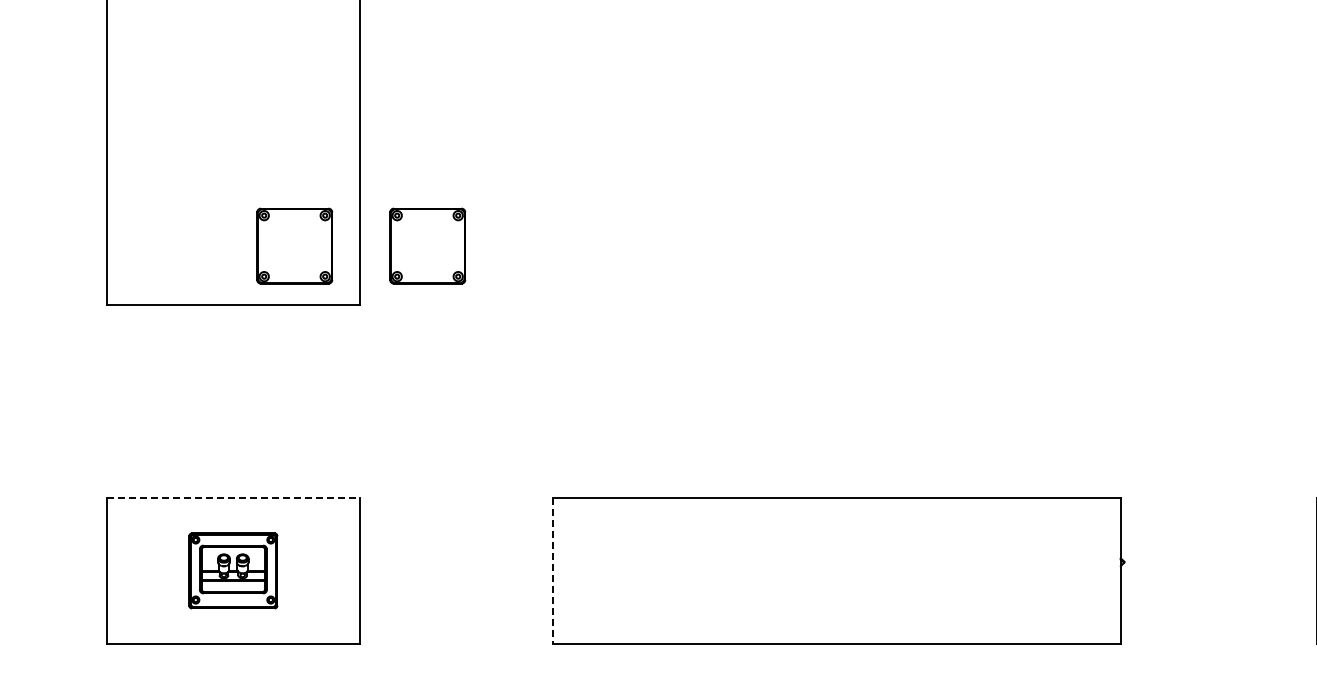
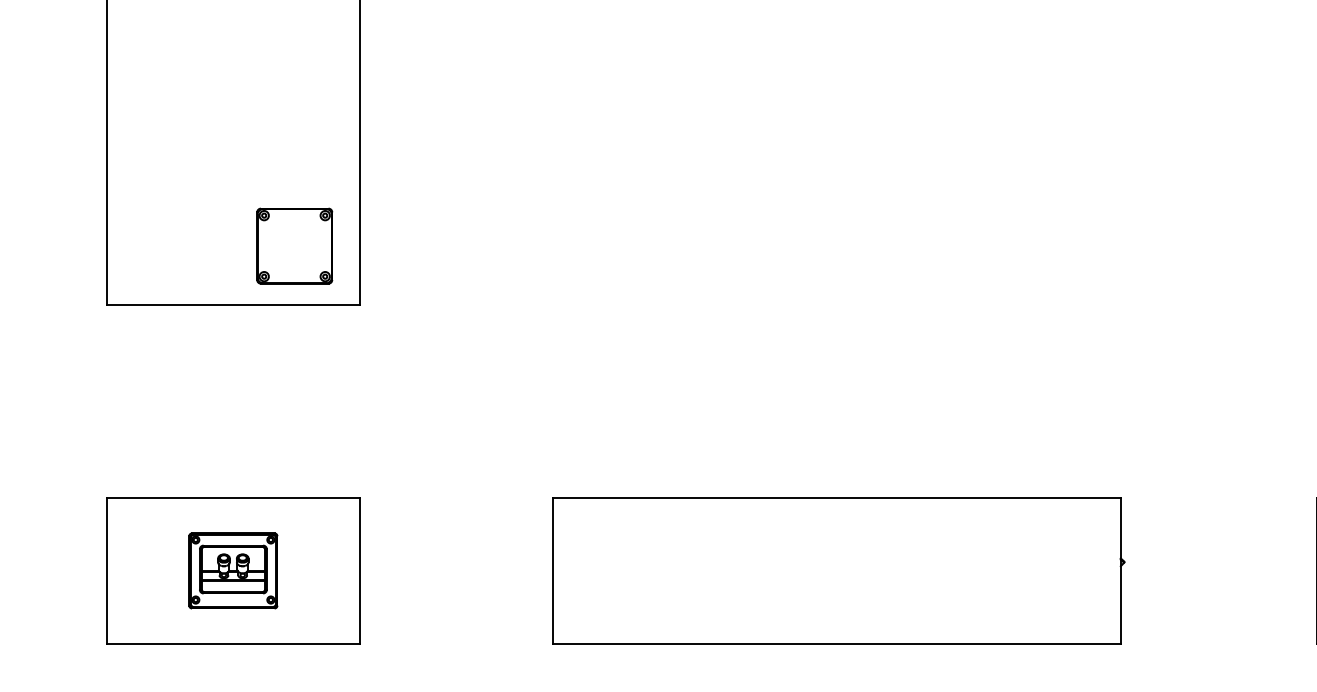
part: present -> none (427, 245)
line: dashed -> solid (233, 497)
line: dashed -> solid (552, 571)
